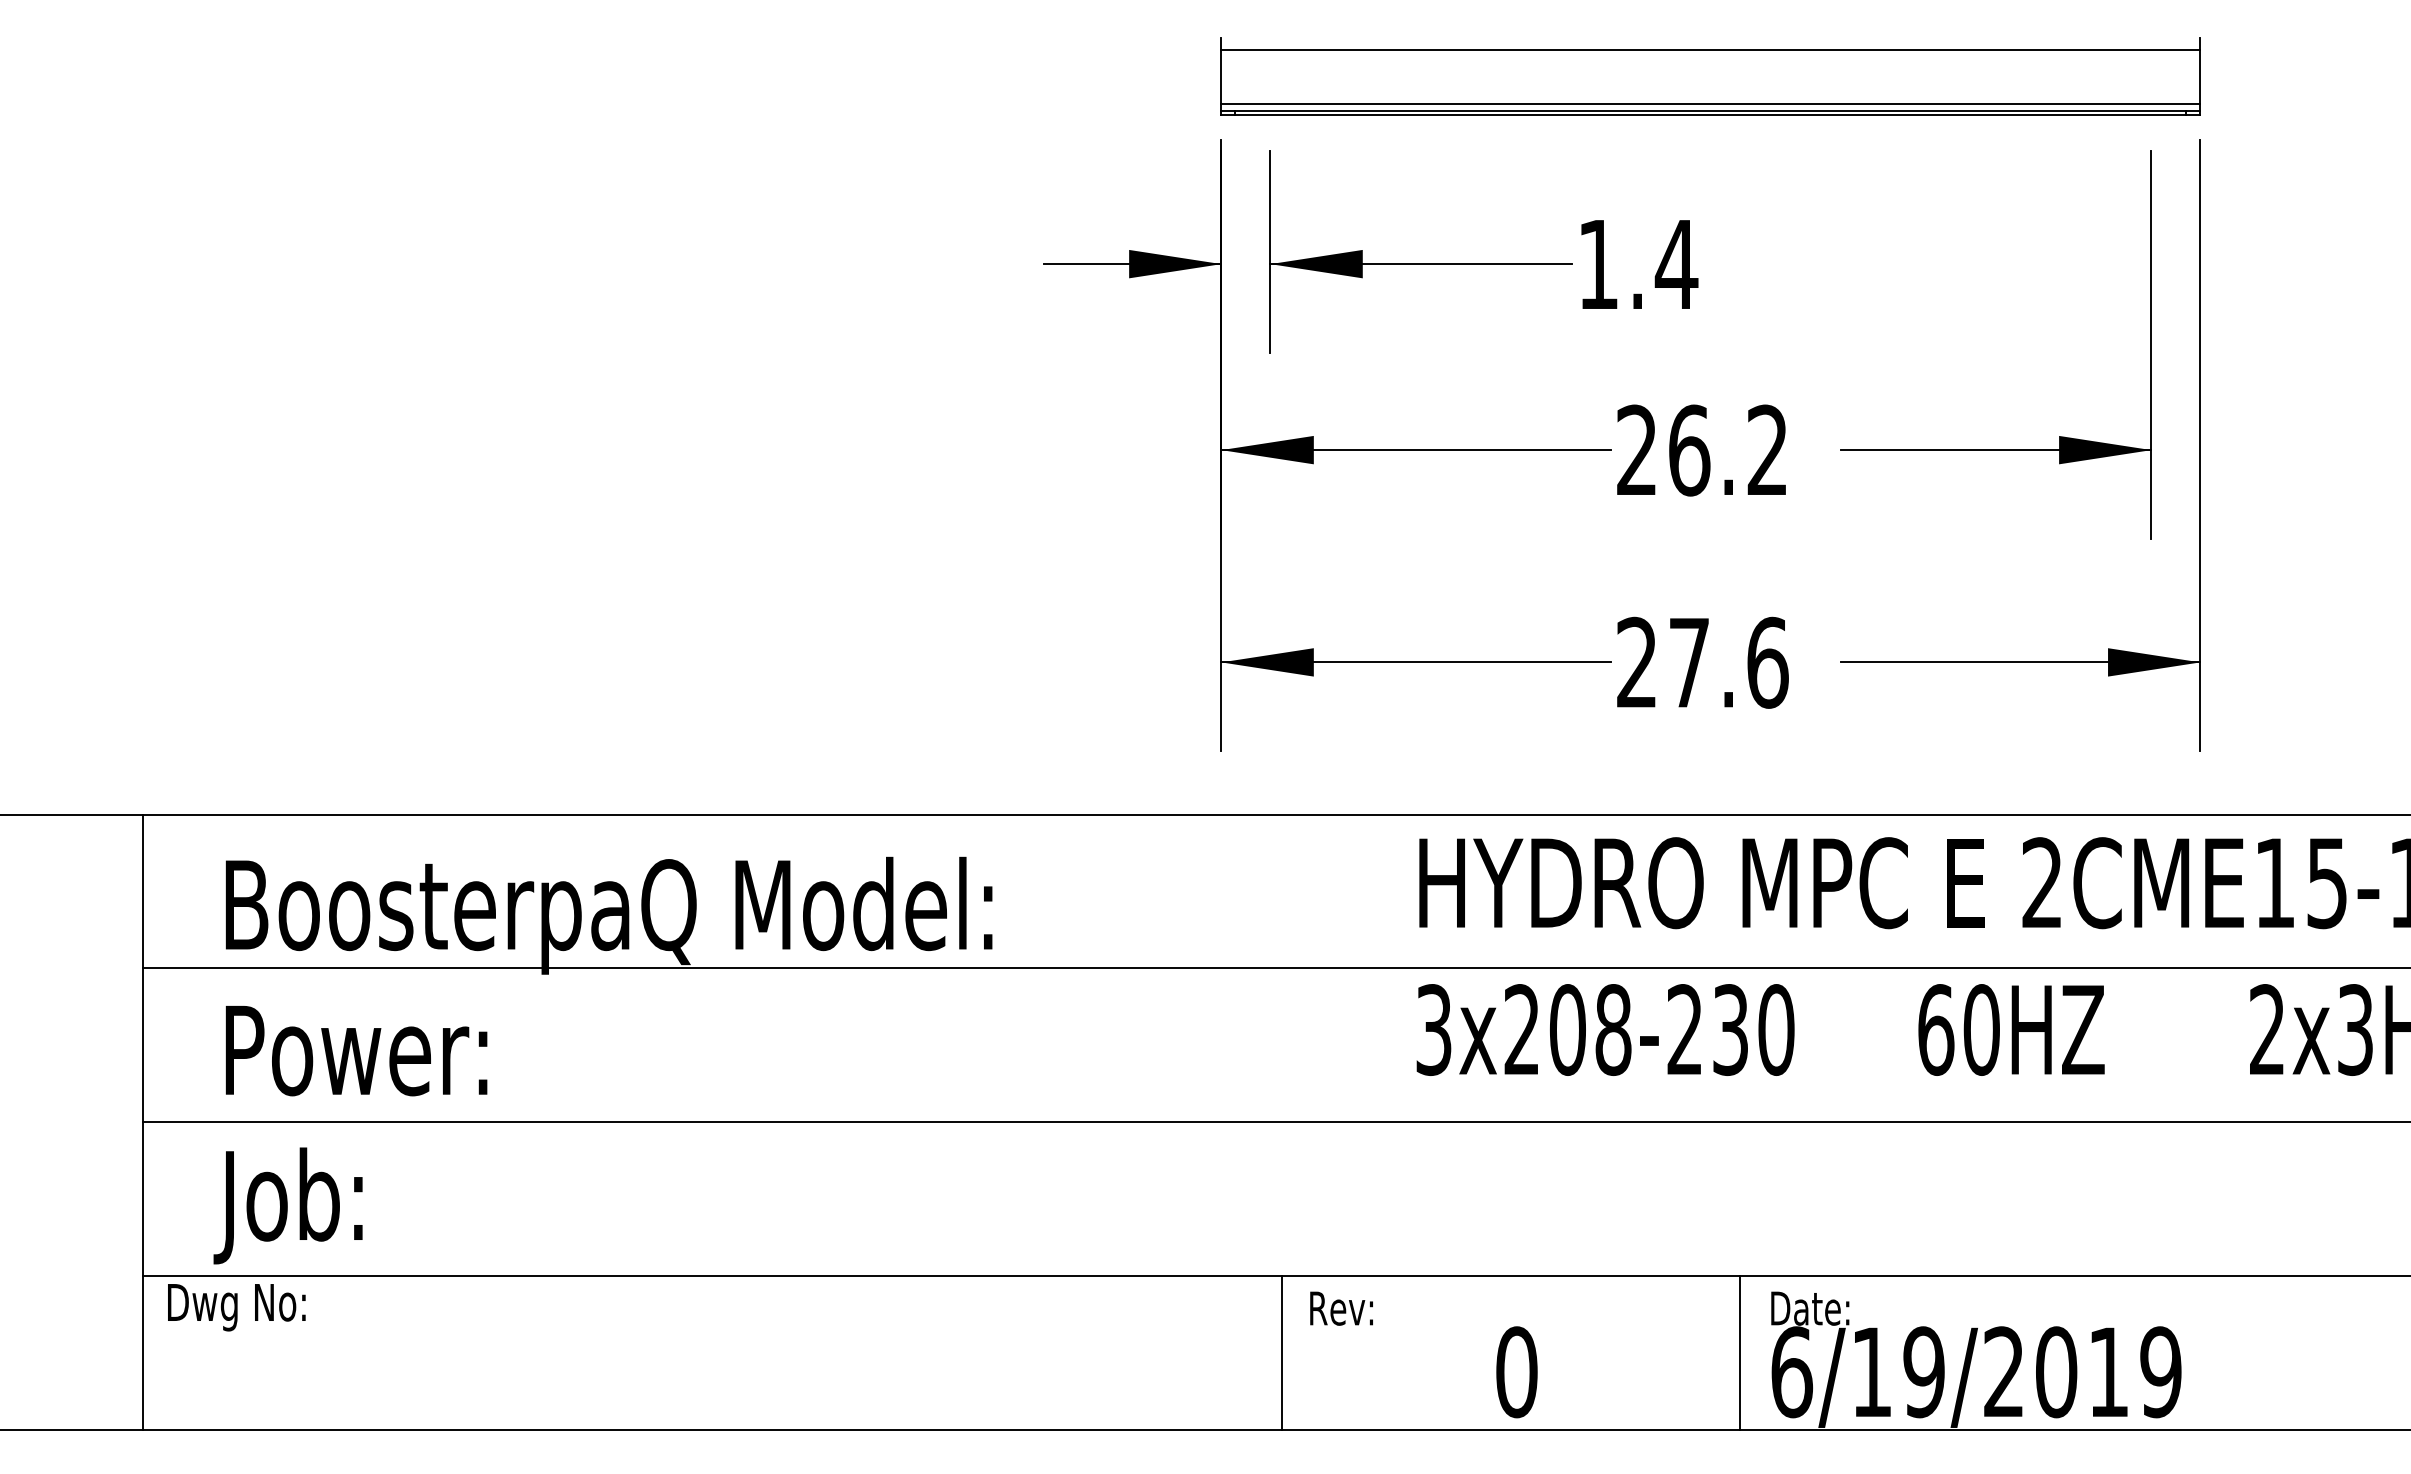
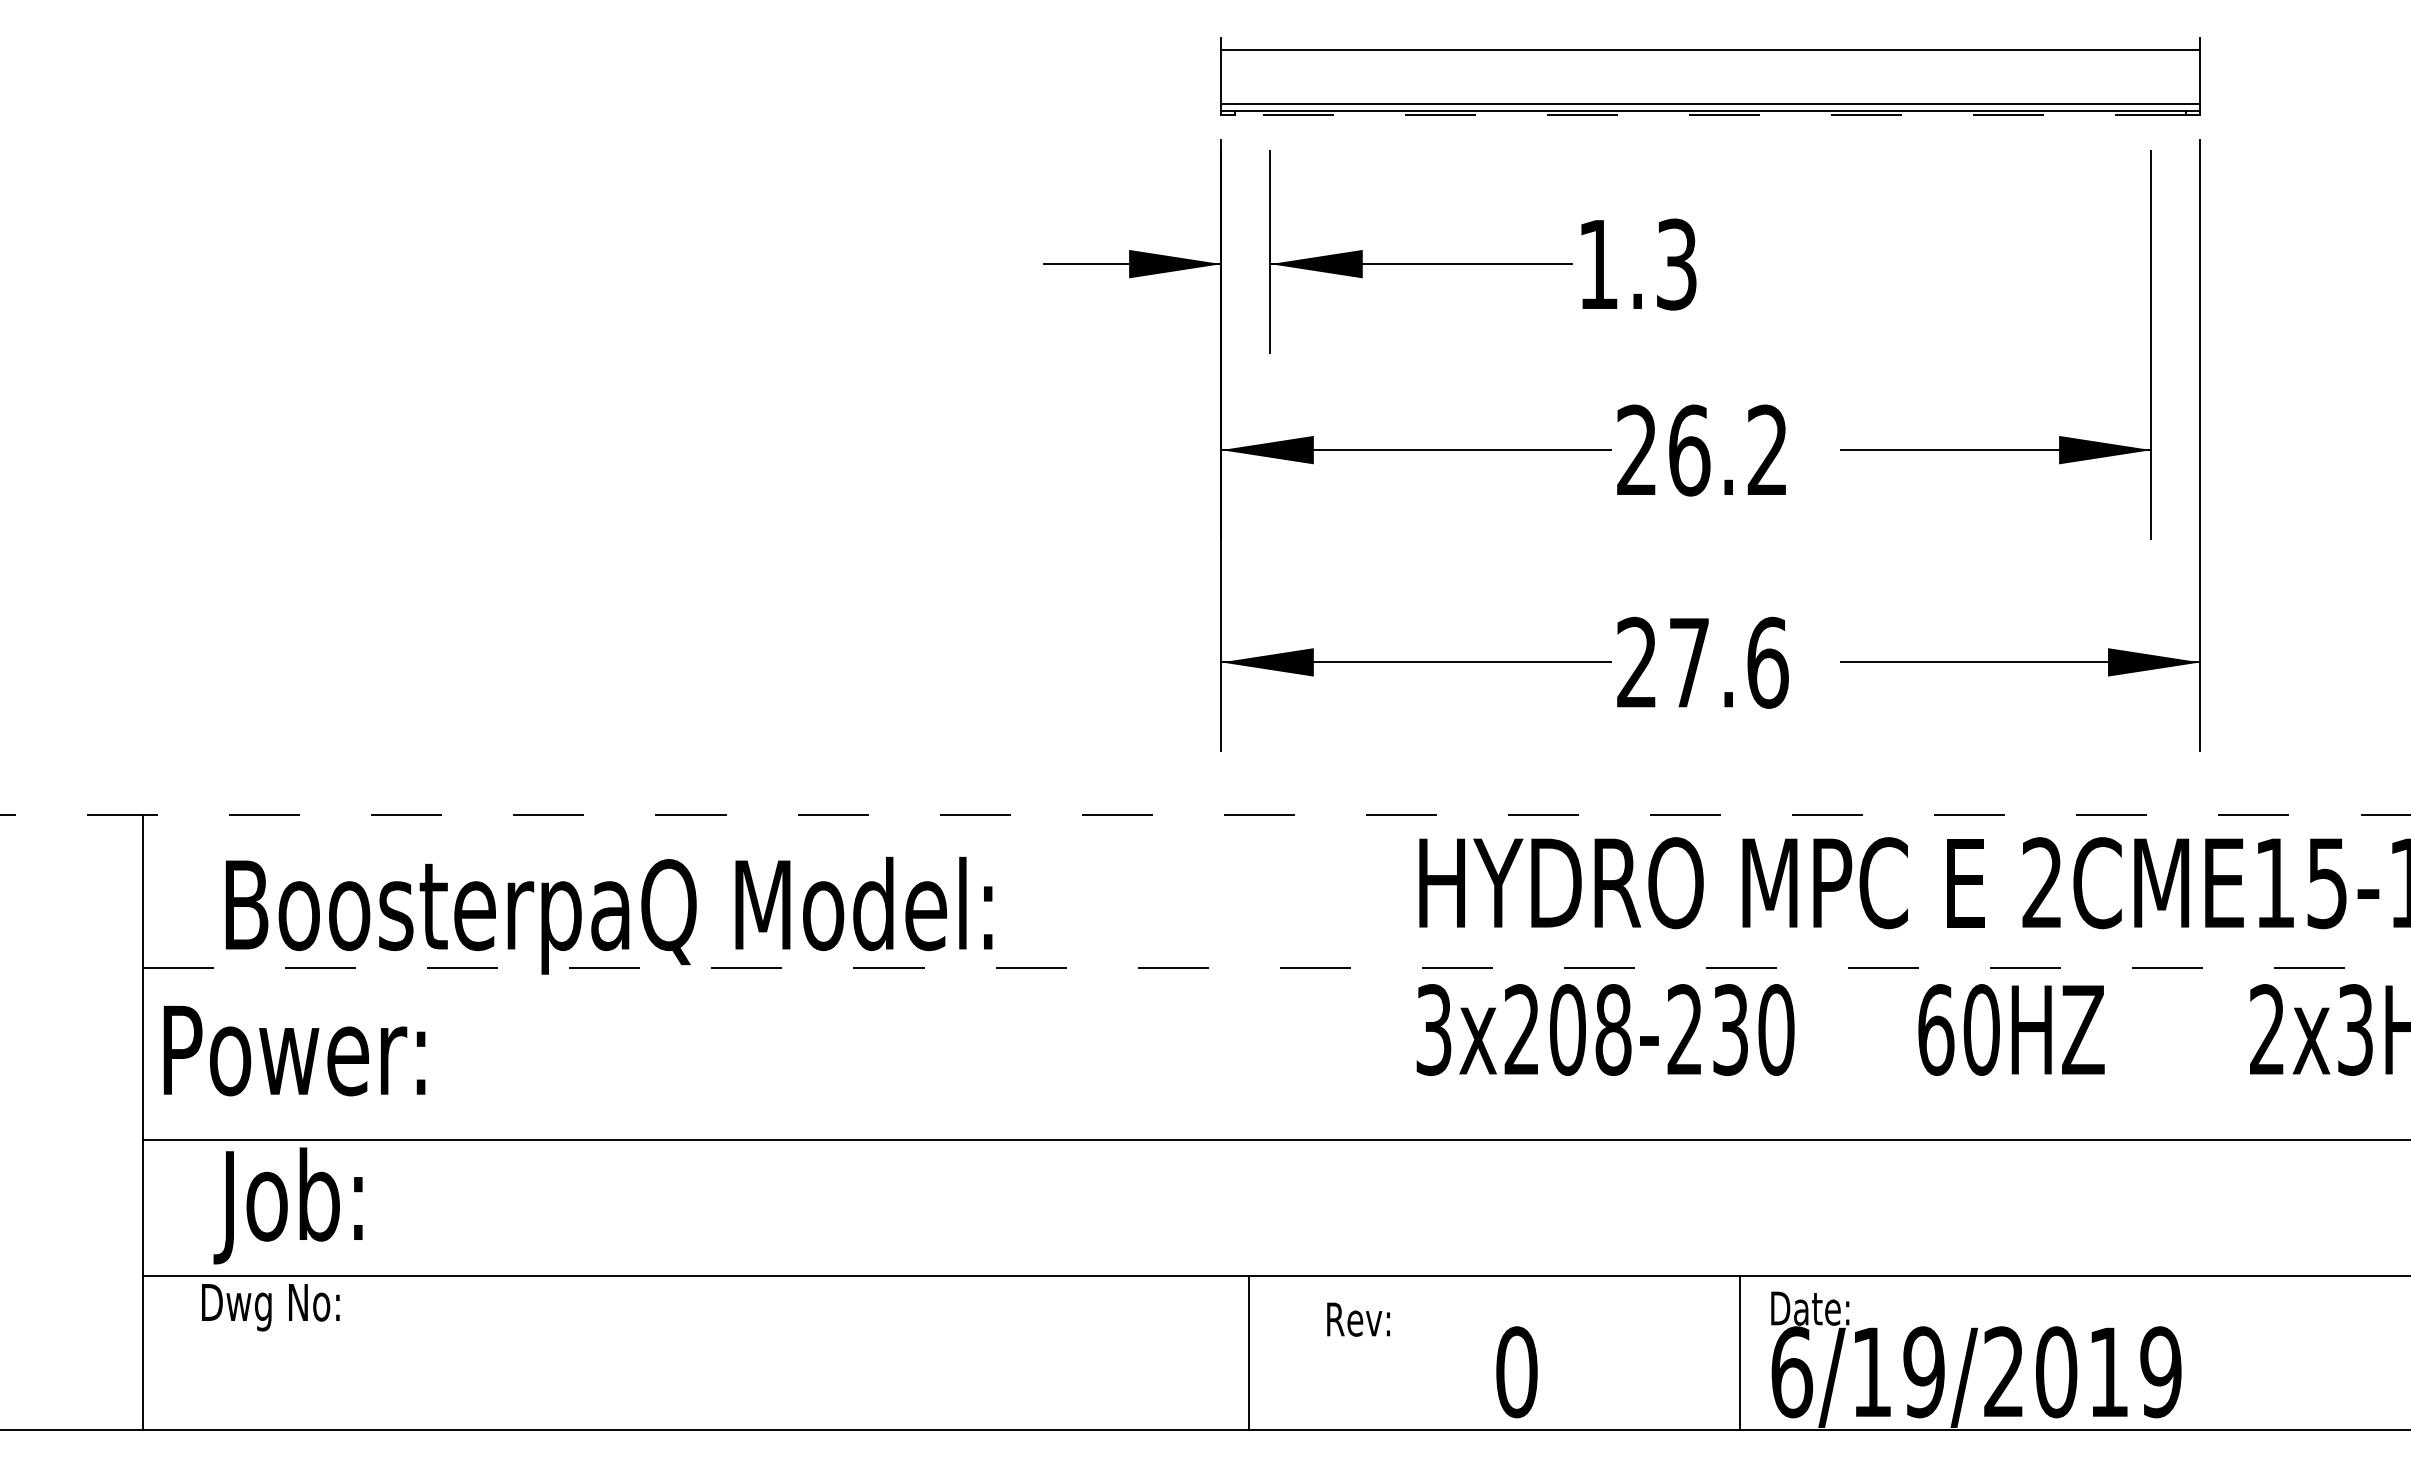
line: solid -> dashed (1710, 115)
text: 1.4 -> 1.3 (1676, 264)
line: solid -> dashed (1205, 814)
line: solid -> dashed (1276, 968)
text position: (356, 1051) -> (294, 1051) (294, 1051)
line position: (1275, 1122) -> (1275, 1140) (1275, 1140)
text position: (236, 1307) -> (270, 1307) (270, 1307)
text position: (1341, 1308) -> (1358, 1319) (1358, 1319)
line position: (1281, 1352) -> (1248, 1352) (1248, 1352)
